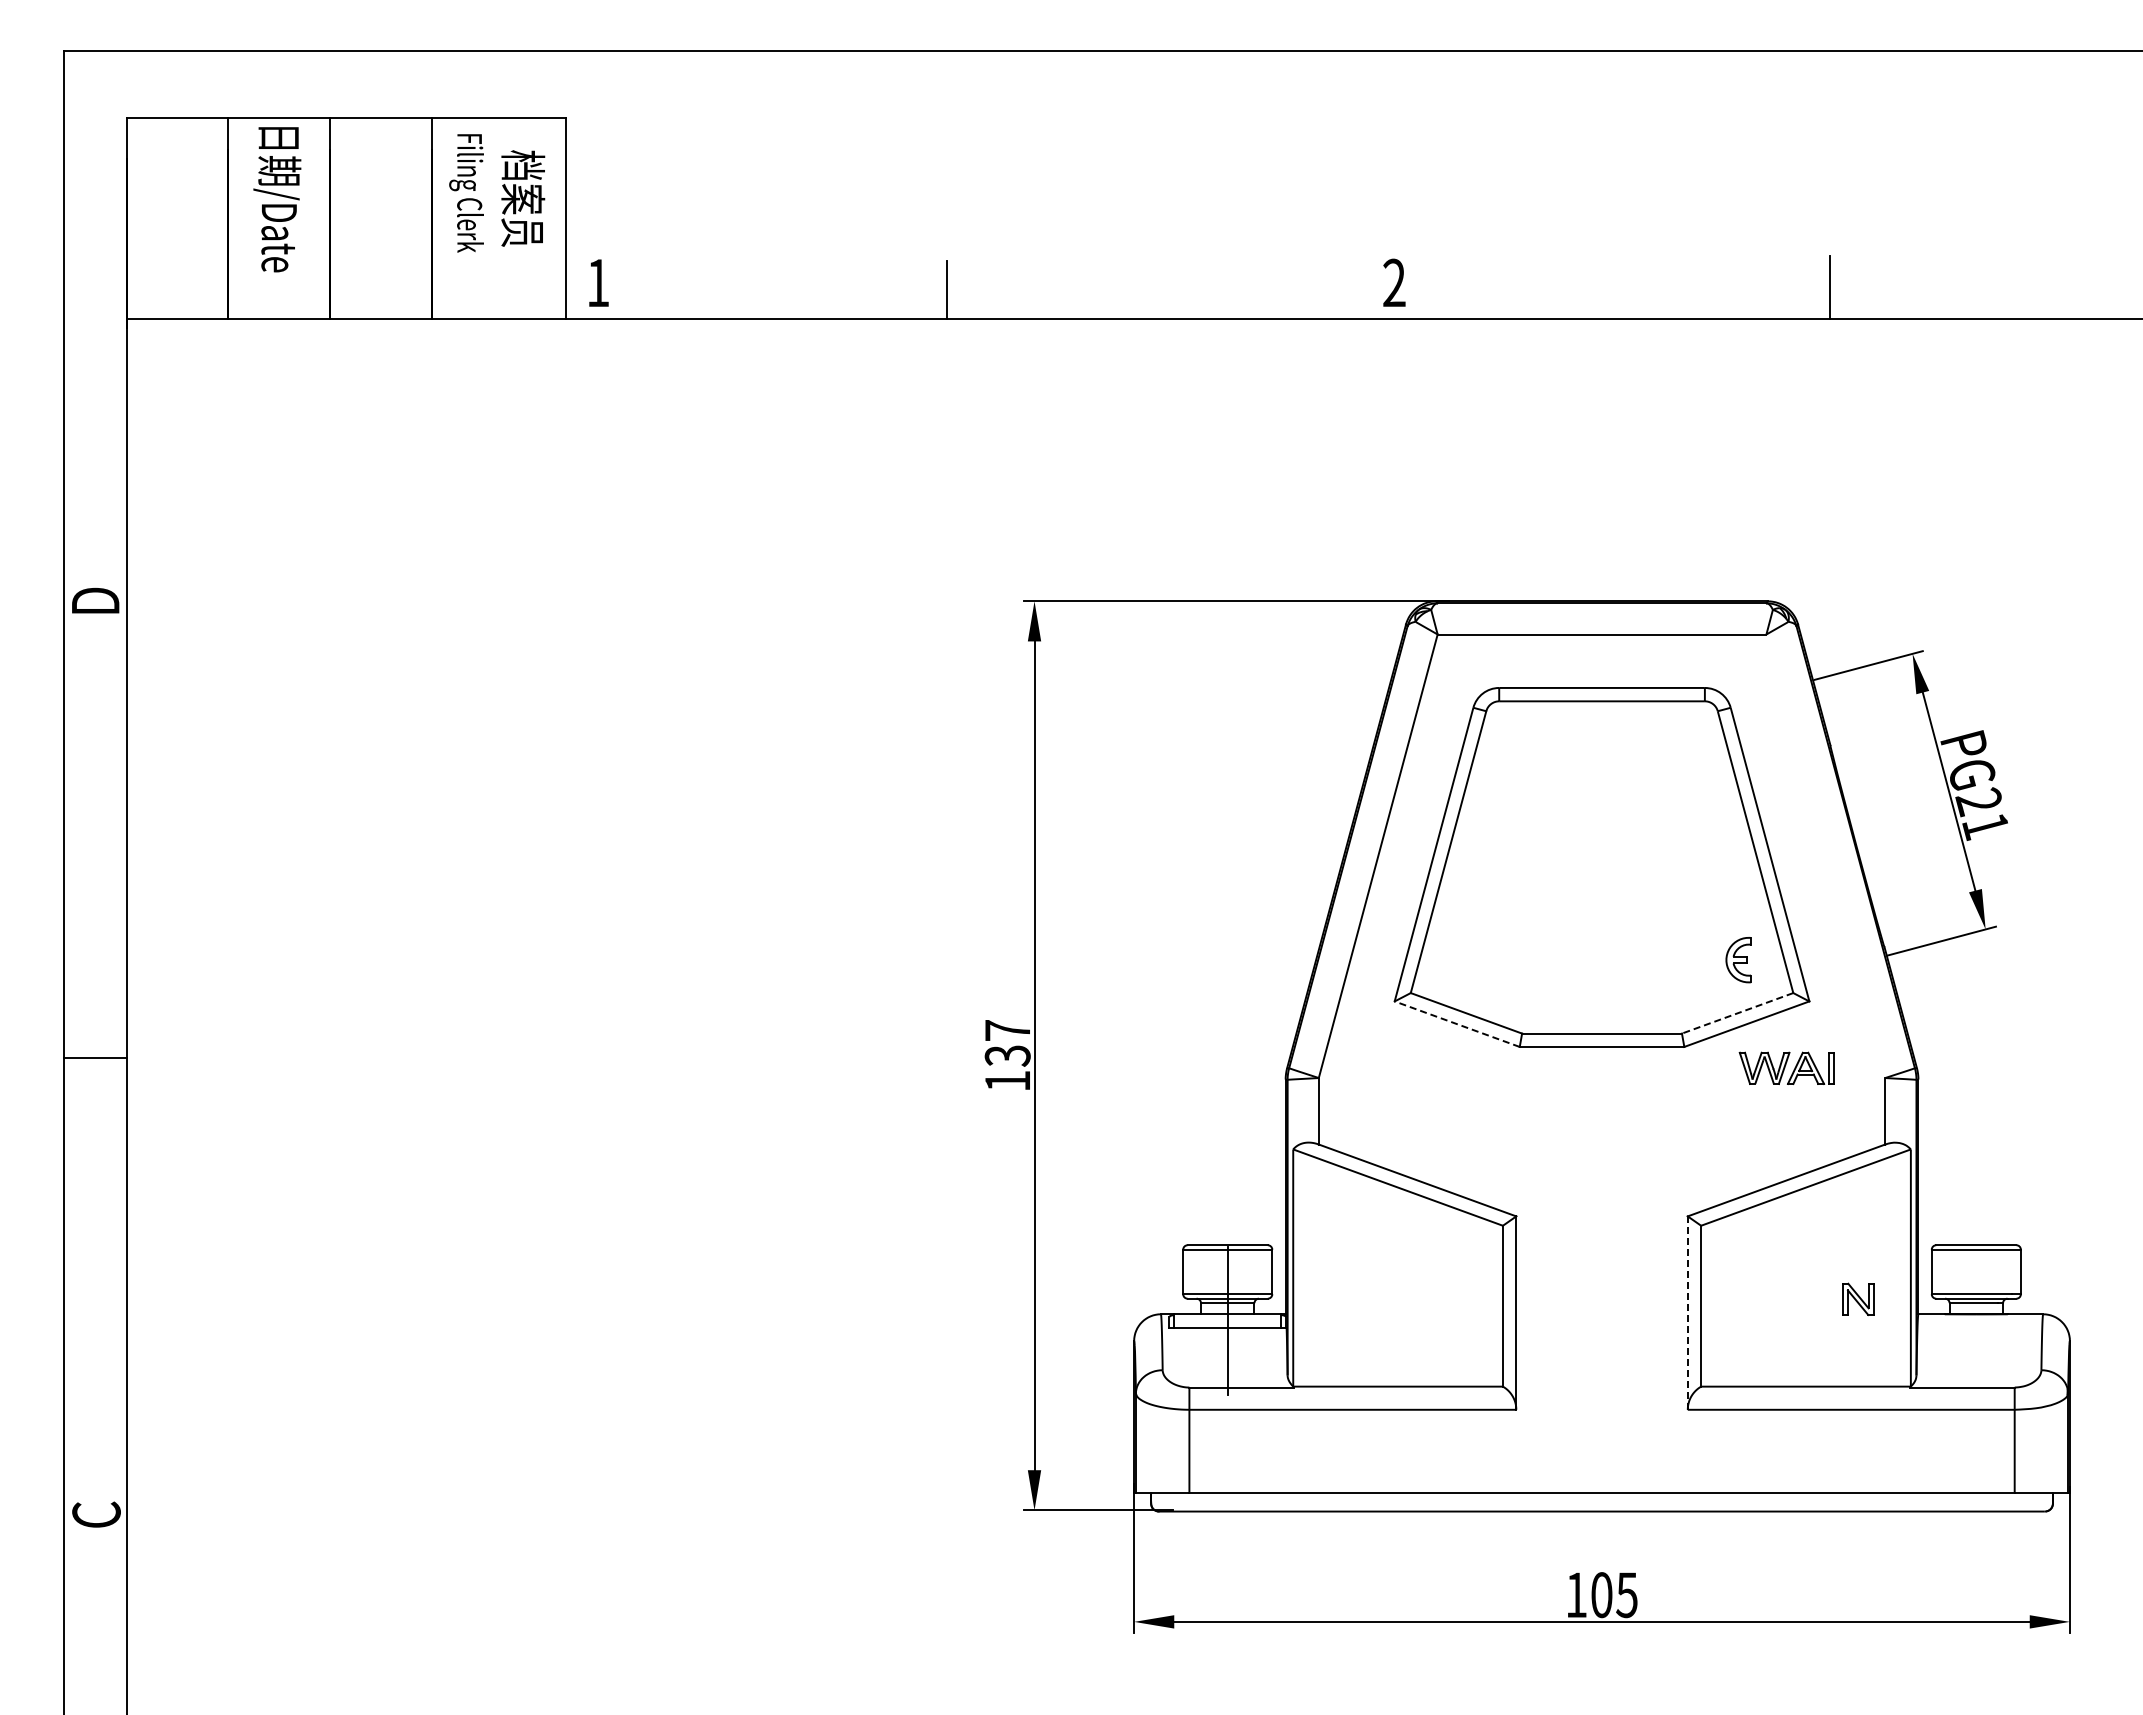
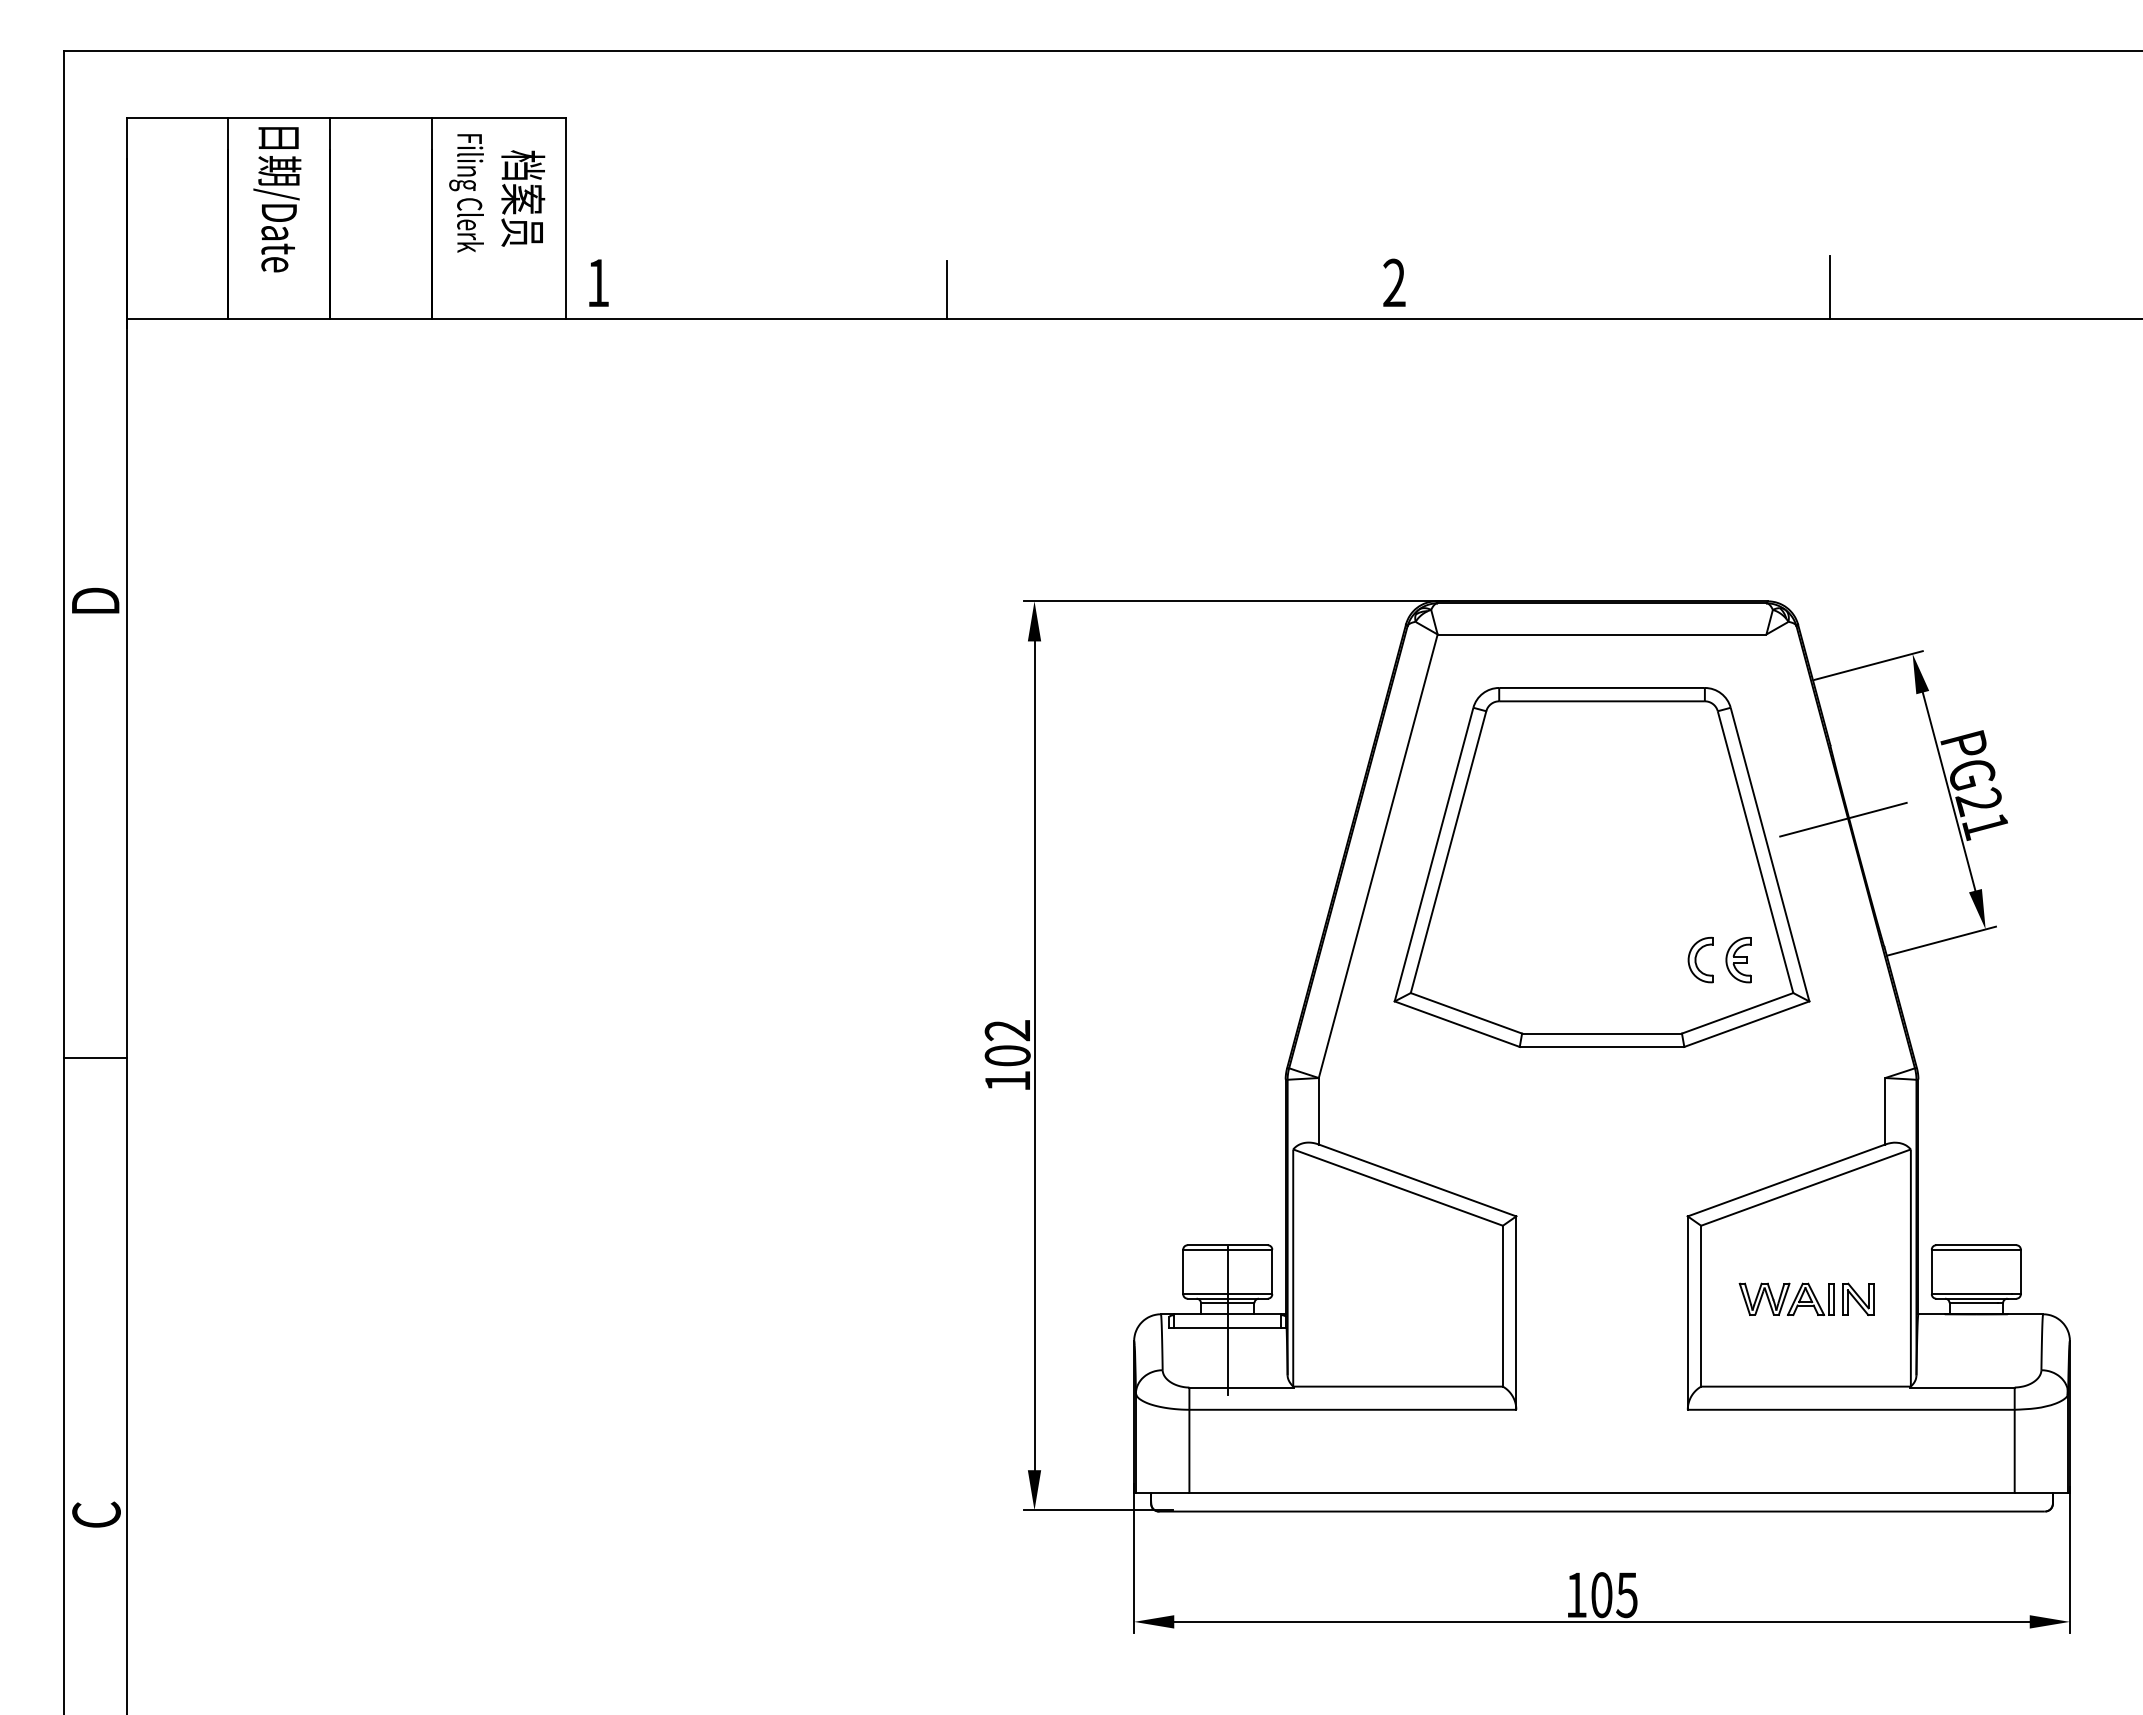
line: none -> present (1843, 819)
part: none -> present (1700, 959)
line: dashed -> solid (1737, 1013)
line: dashed -> solid (1457, 1024)
text: 137 -> 102 (1007, 1043)
part position: (1786, 1067) -> (1786, 1298) (1786, 1298)
line: dashed -> solid (1687, 1313)
